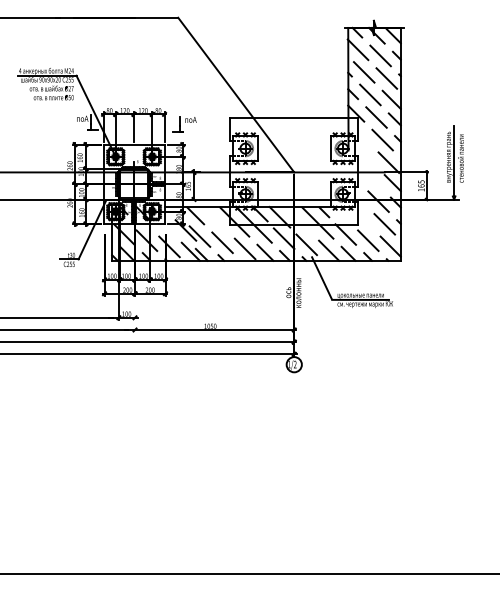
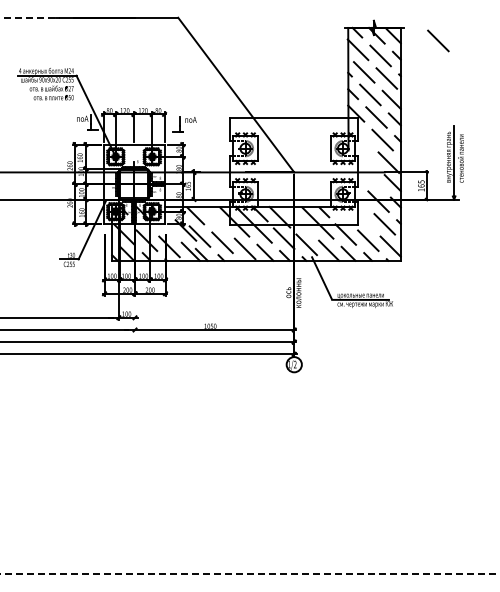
line: solid -> dashed (30, 17)
line: none -> present (438, 40)
line: solid -> dashed (250, 574)
